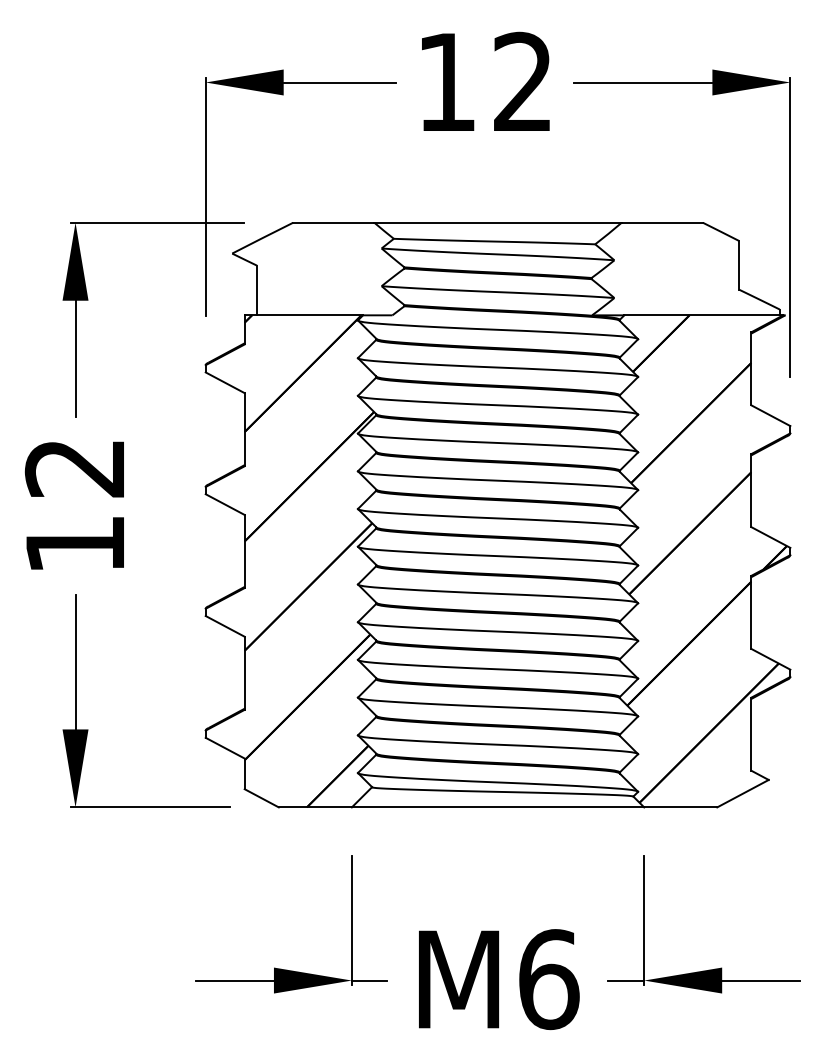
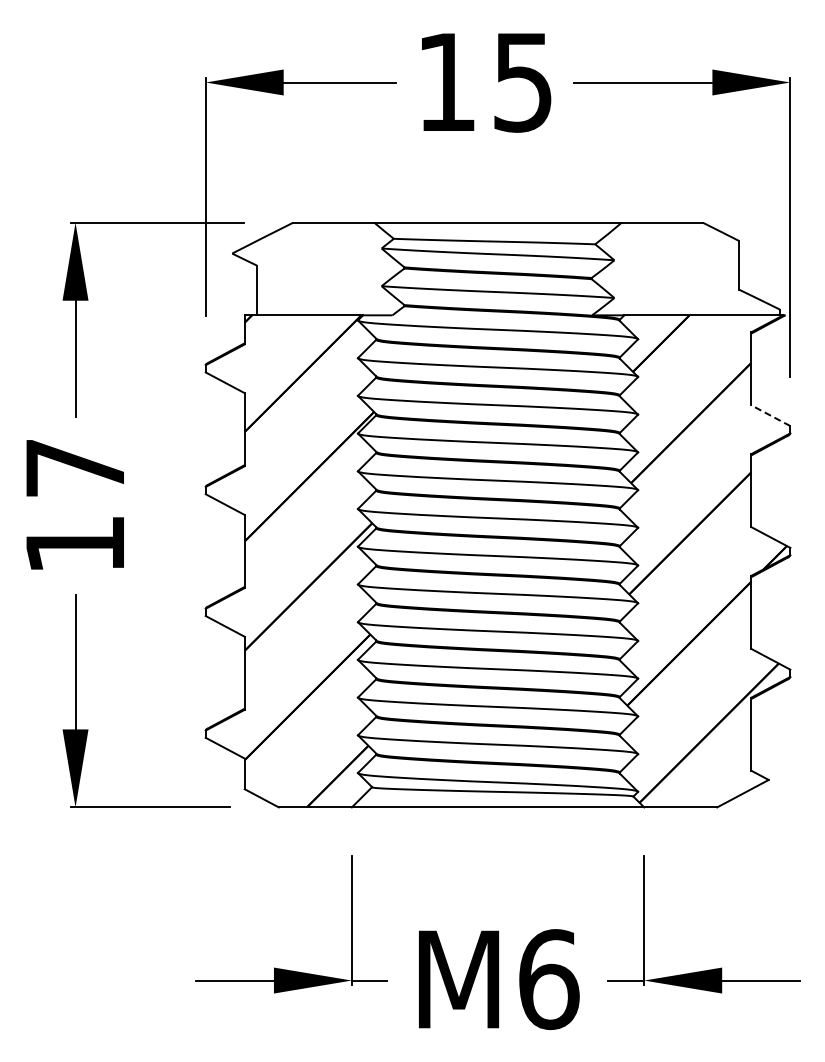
text: 12 -> 15 (522, 81)
line: solid -> dashed (770, 415)
text: 12 -> 17 (73, 468)
